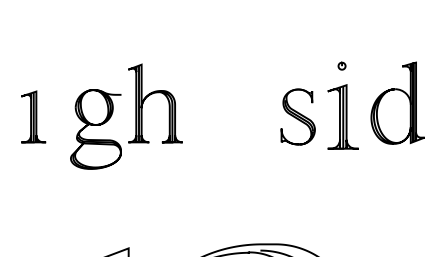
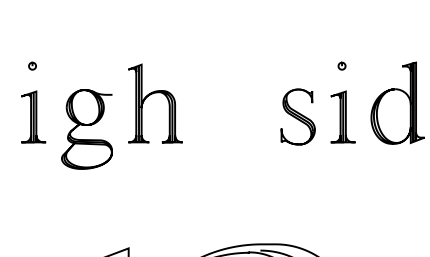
curve: none -> present (32, 65)
part size: 32x66 px -> 26x54 px (342, 116)
part position: (95, 129) -> (86, 129) (86, 129)
